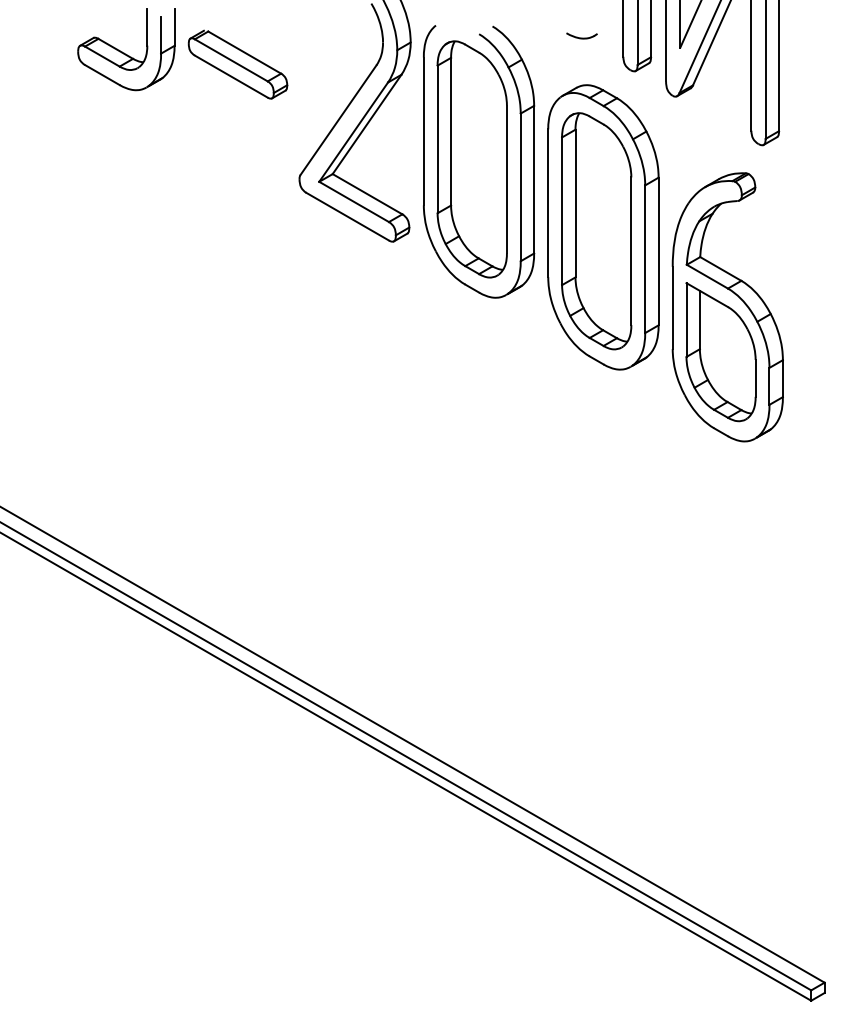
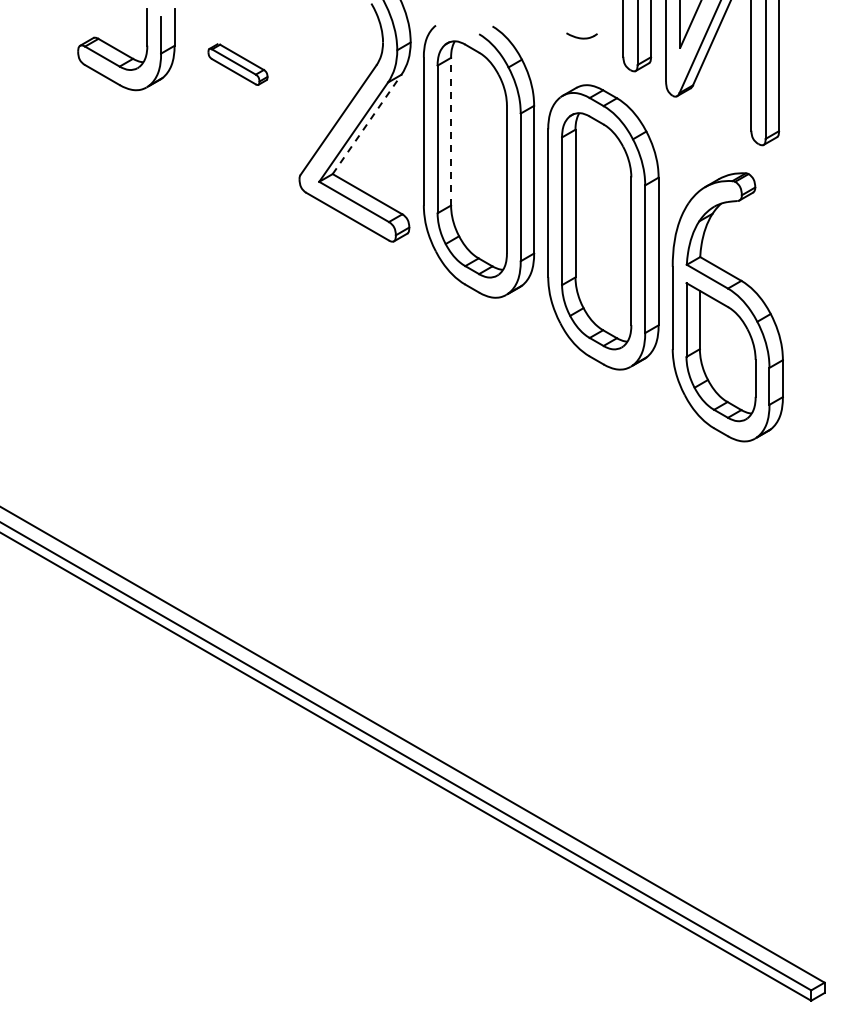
part size: 102x71 px -> 62x43 px (237, 64)
line: solid -> dashed (367, 124)
line: solid -> dashed (451, 131)
